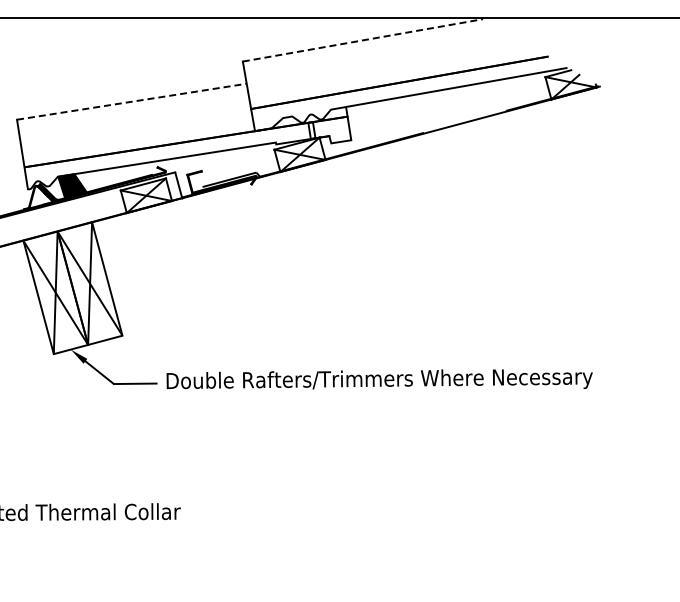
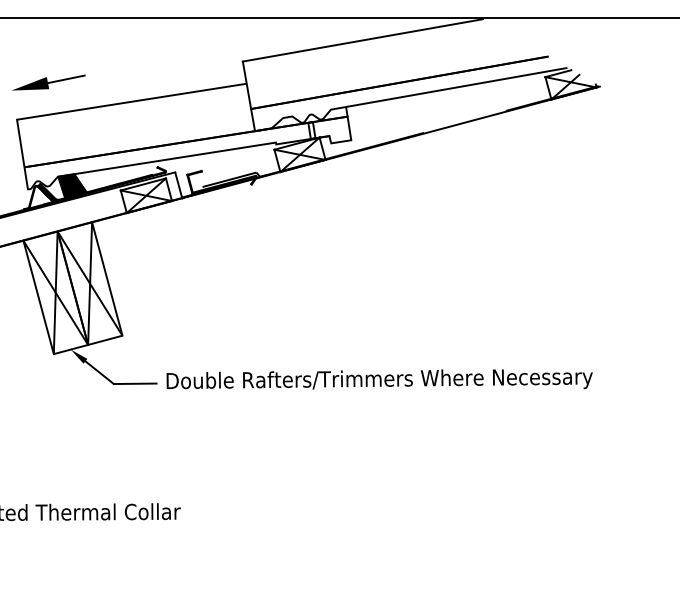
line: dashed -> solid (362, 40)
part: none -> present (48, 82)
line: dashed -> solid (132, 101)
